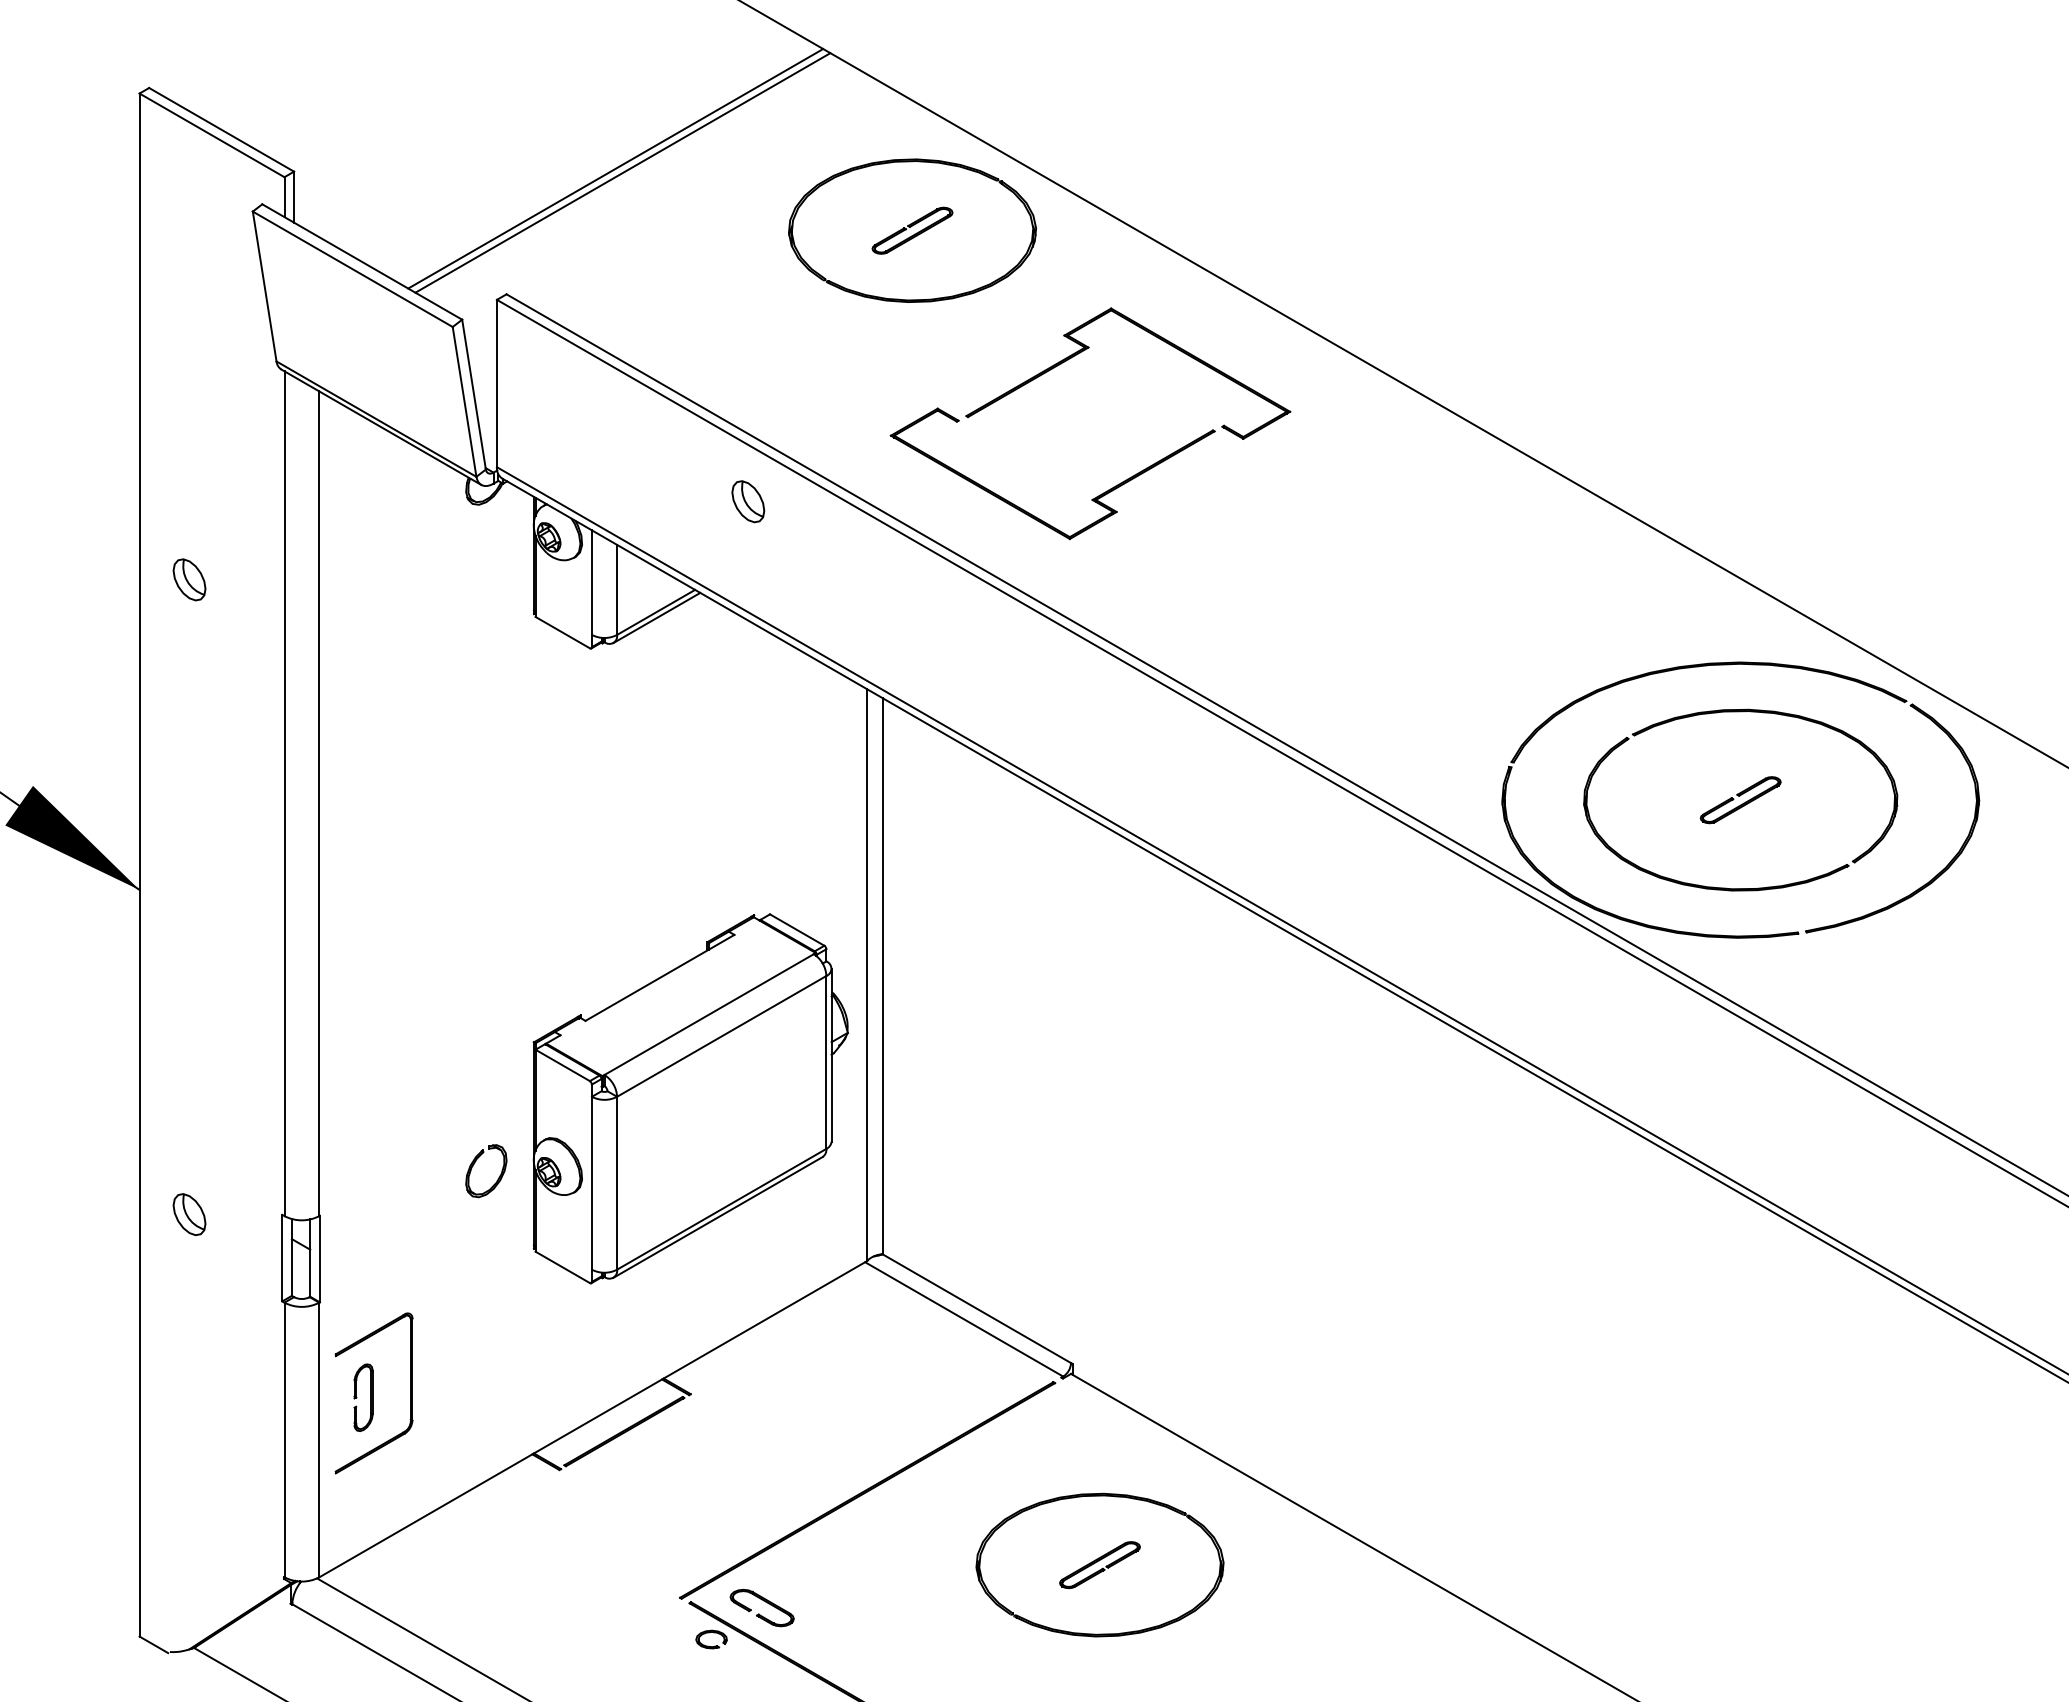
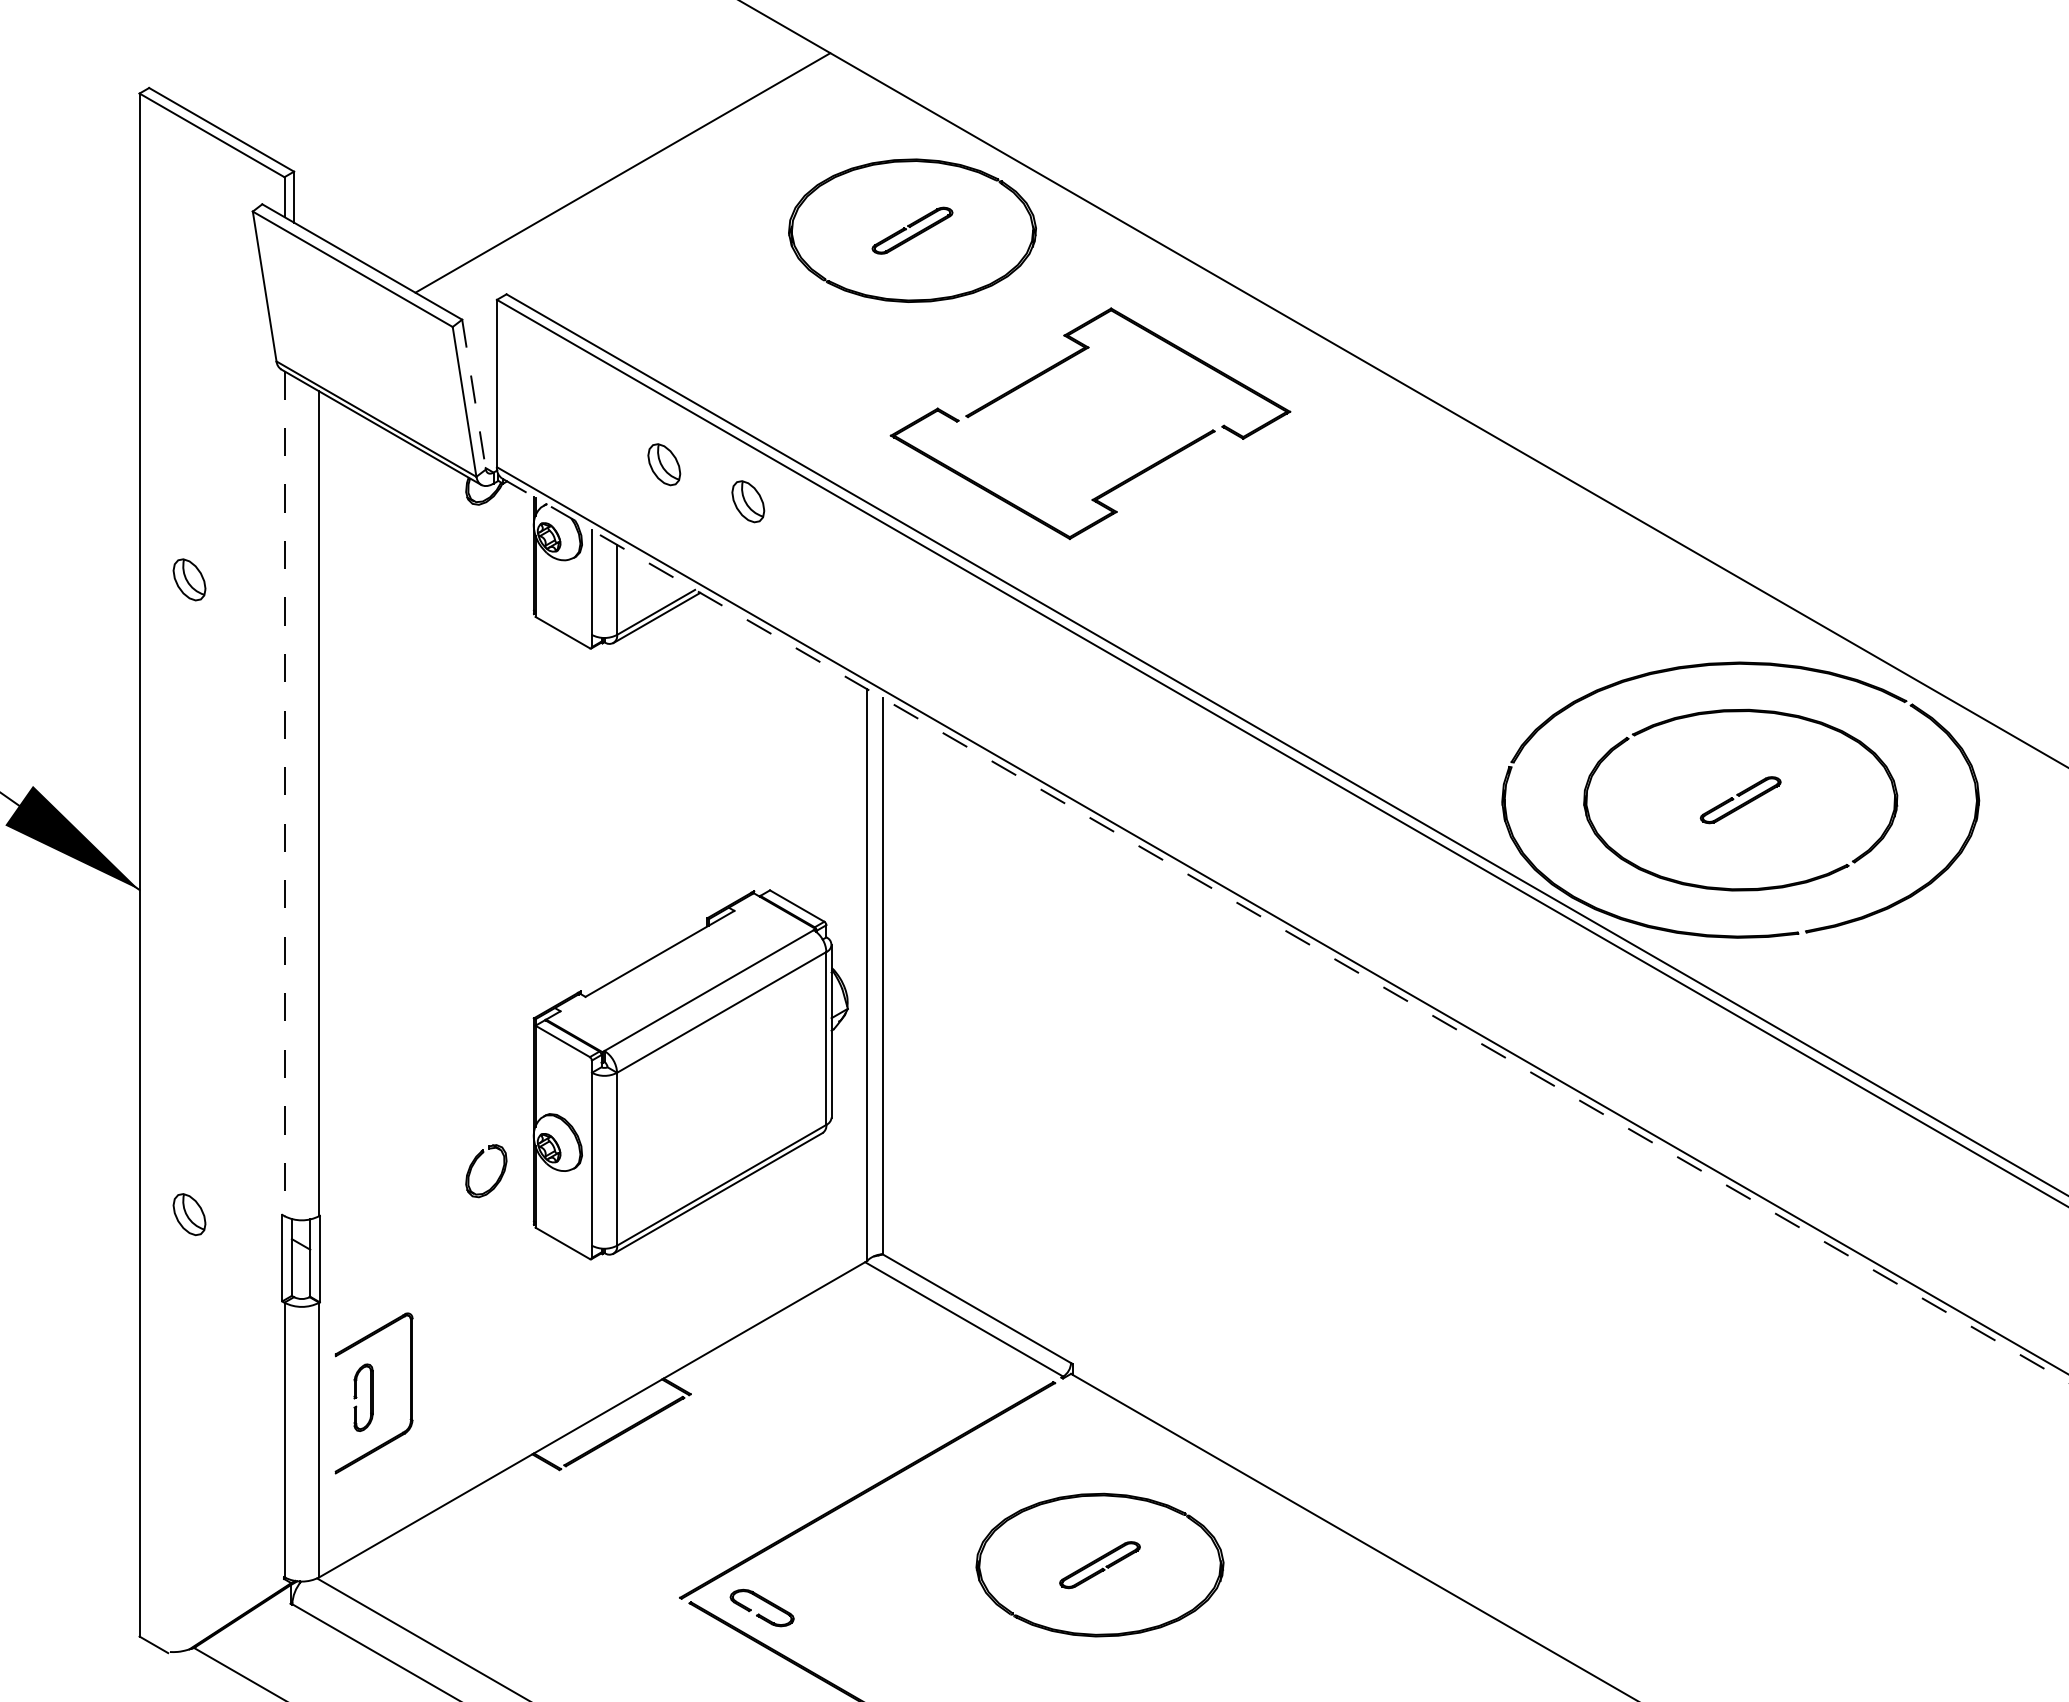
line: present -> none (615, 168)
line: solid -> dashed (474, 394)
part: none -> present (664, 464)
line: solid -> dashed (284, 794)
line: solid -> dashed (1285, 930)
part position: (690, 1098) -> (690, 1074) (690, 1074)
part: present -> none (709, 1633)
